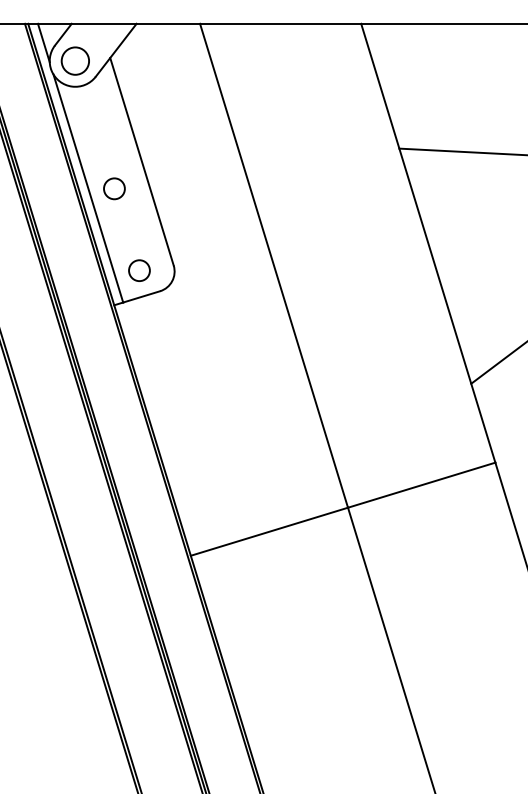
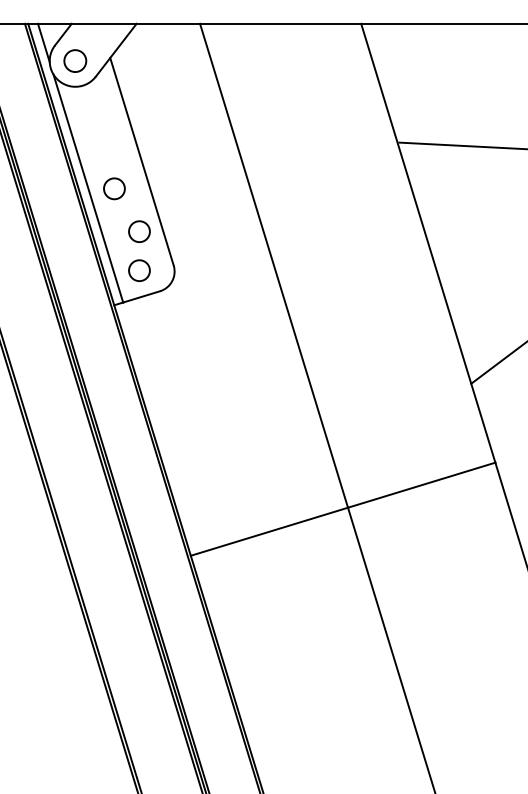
circle size: 30x30 px -> 25x24 px (75, 60)
line position: (461, 151) -> (461, 145) (461, 145)
circle: none -> present (139, 231)
